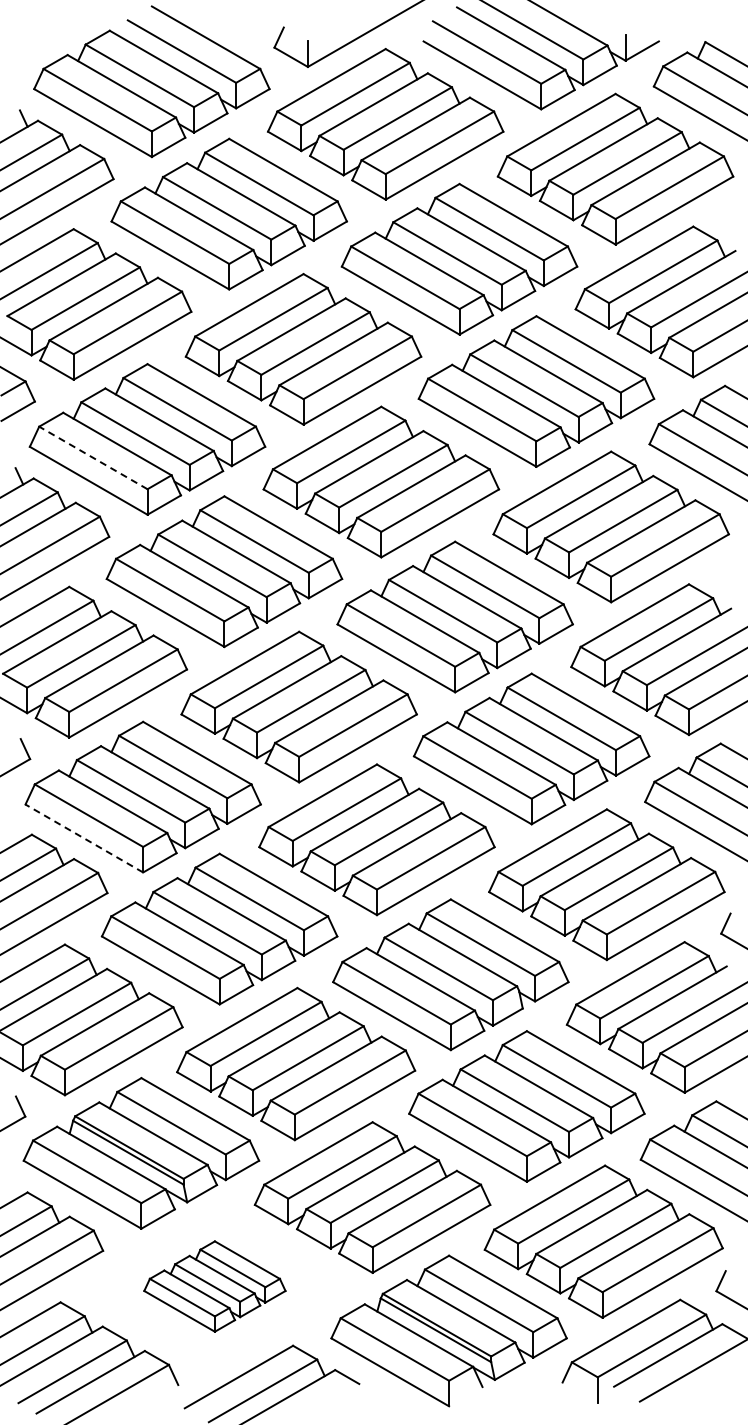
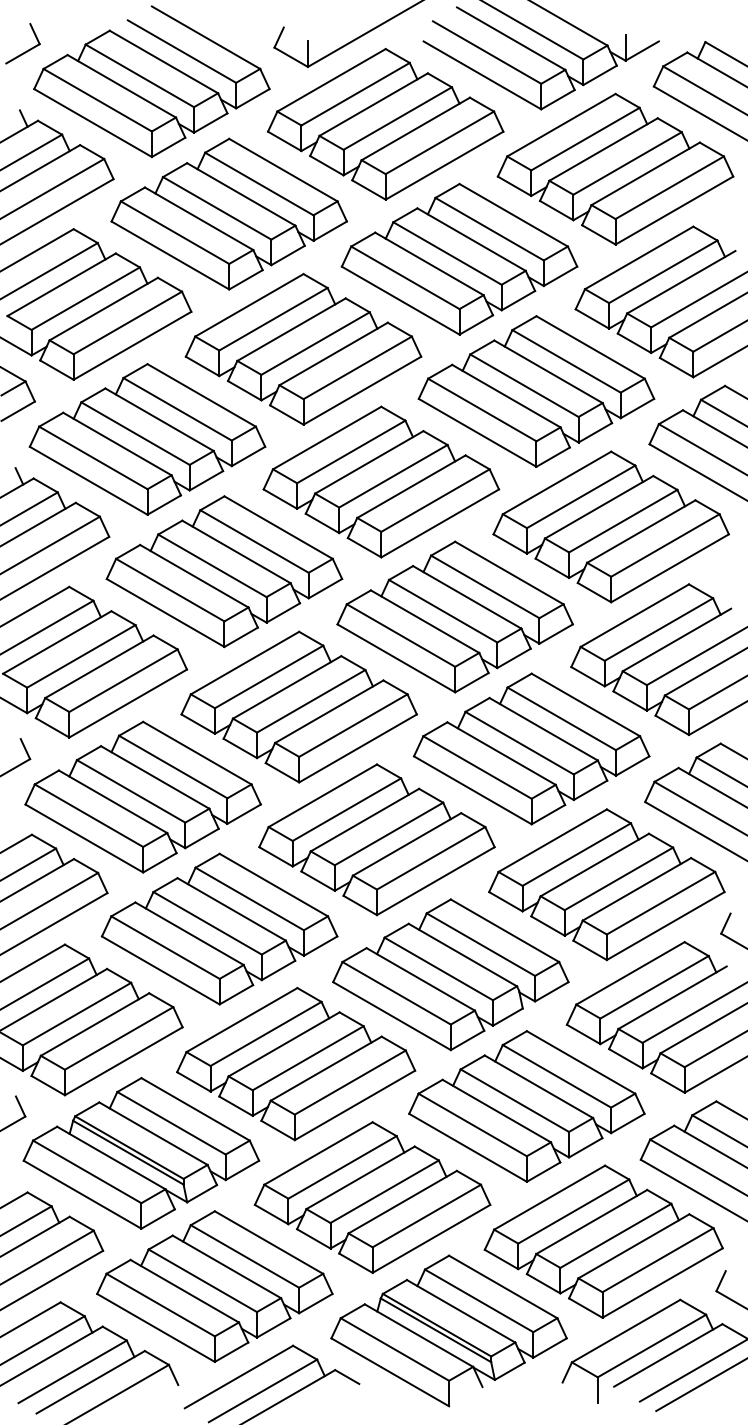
part: none -> present (26, 50)
line: dashed -> solid (93, 457)
line: dashed -> solid (84, 838)
part size: 144x93 px -> 238x153 px (214, 1286)
line: none -> present (700, 1385)
